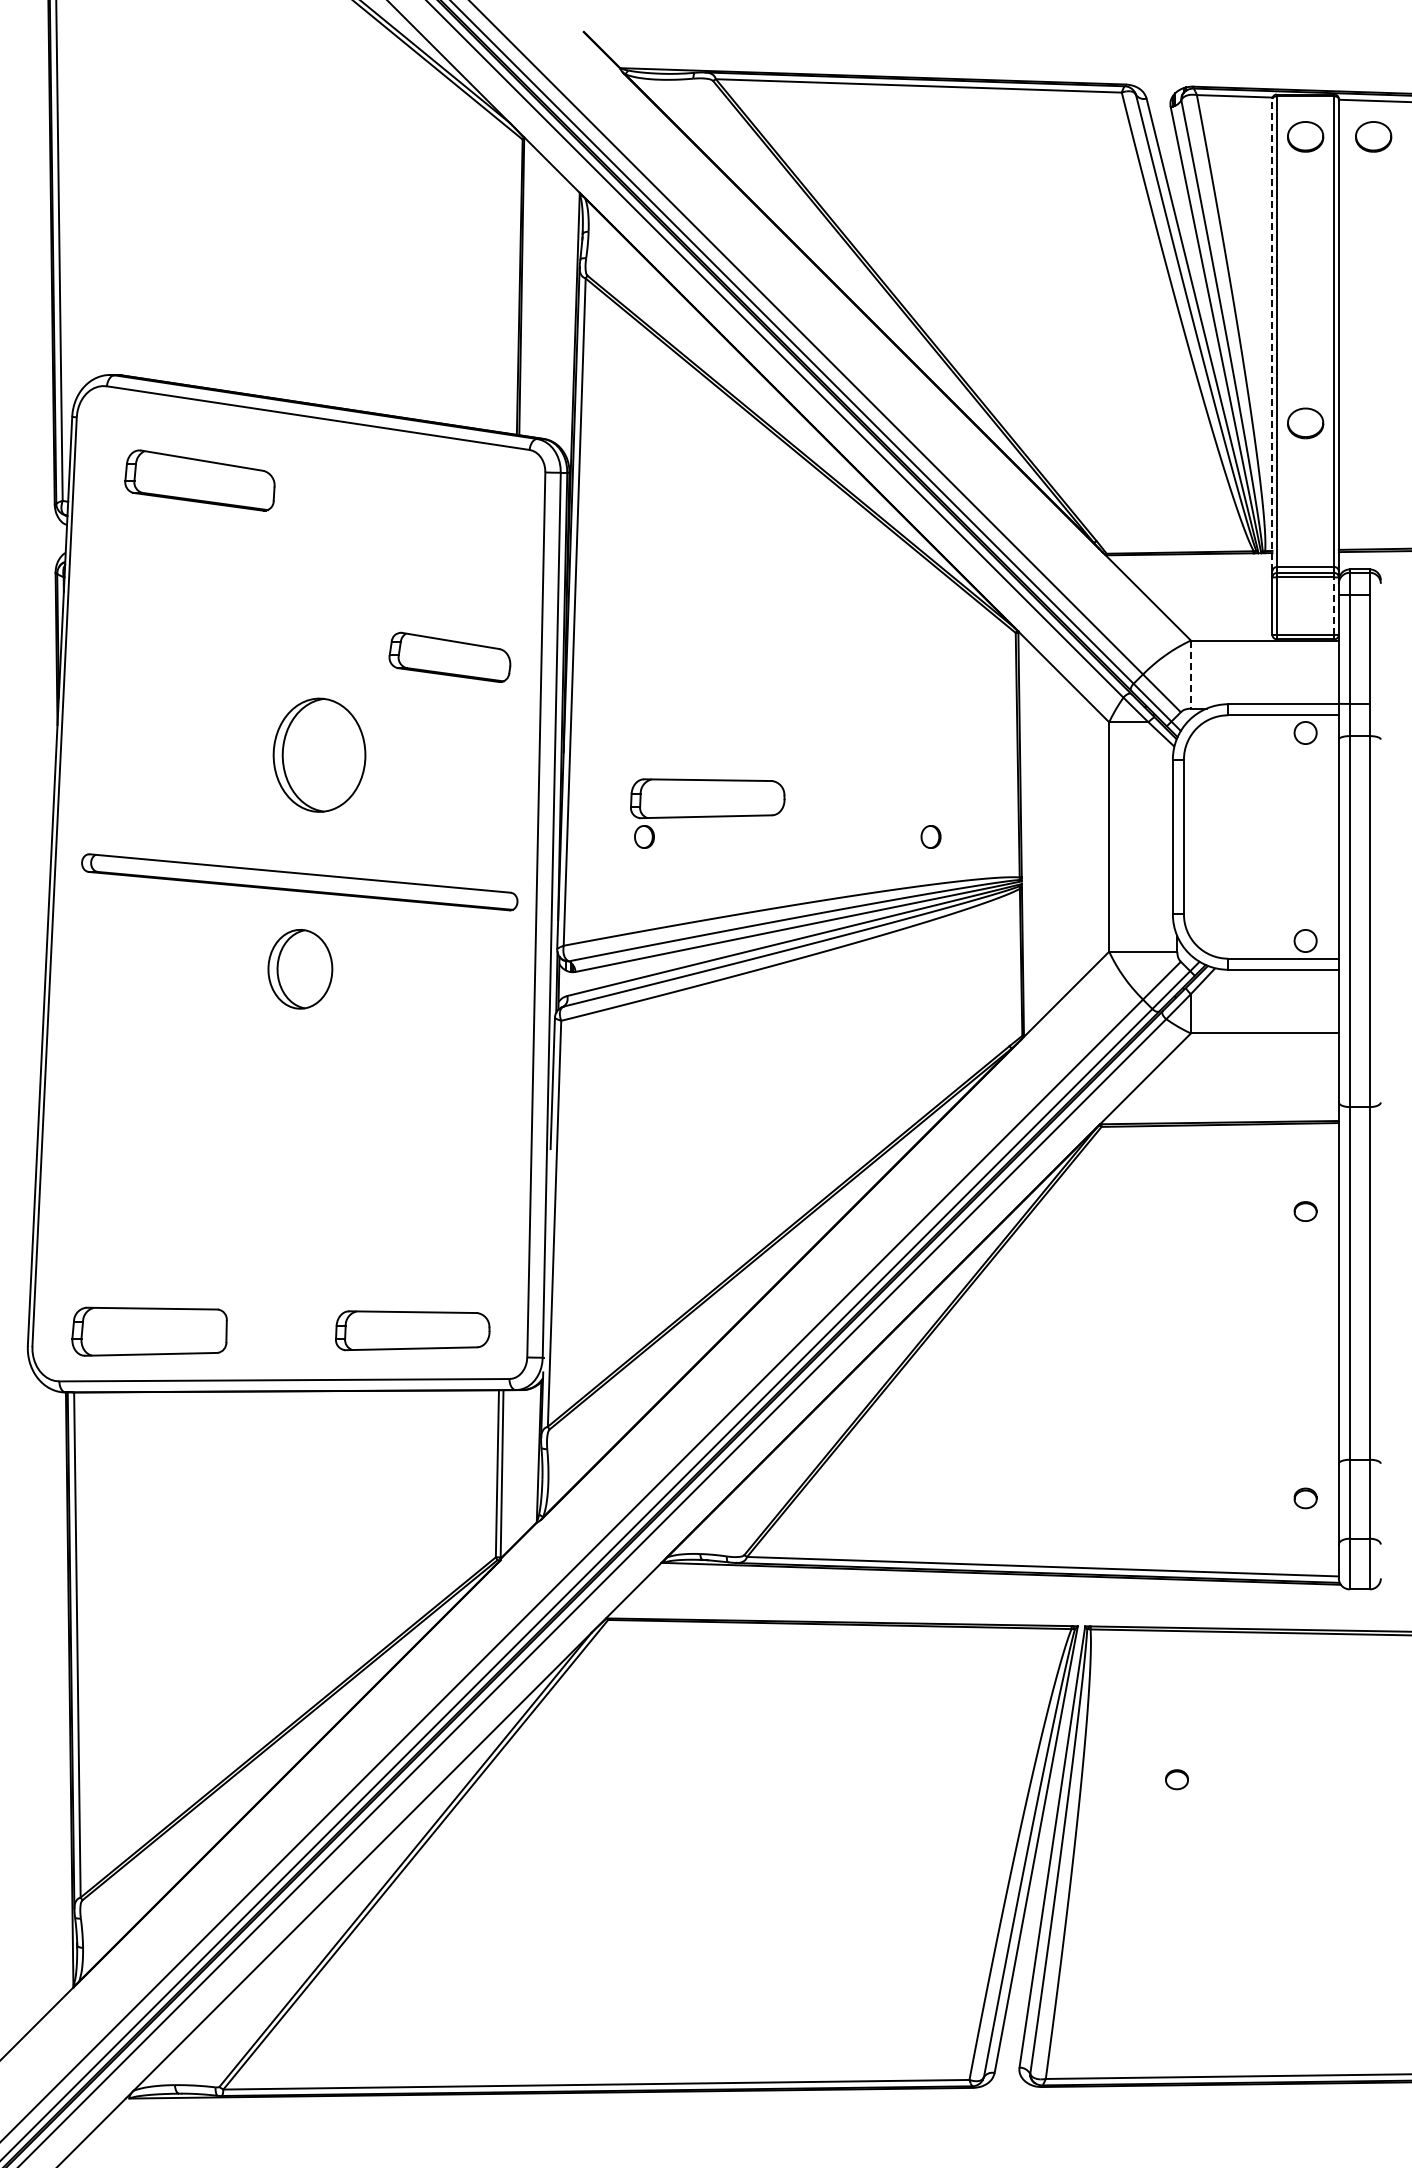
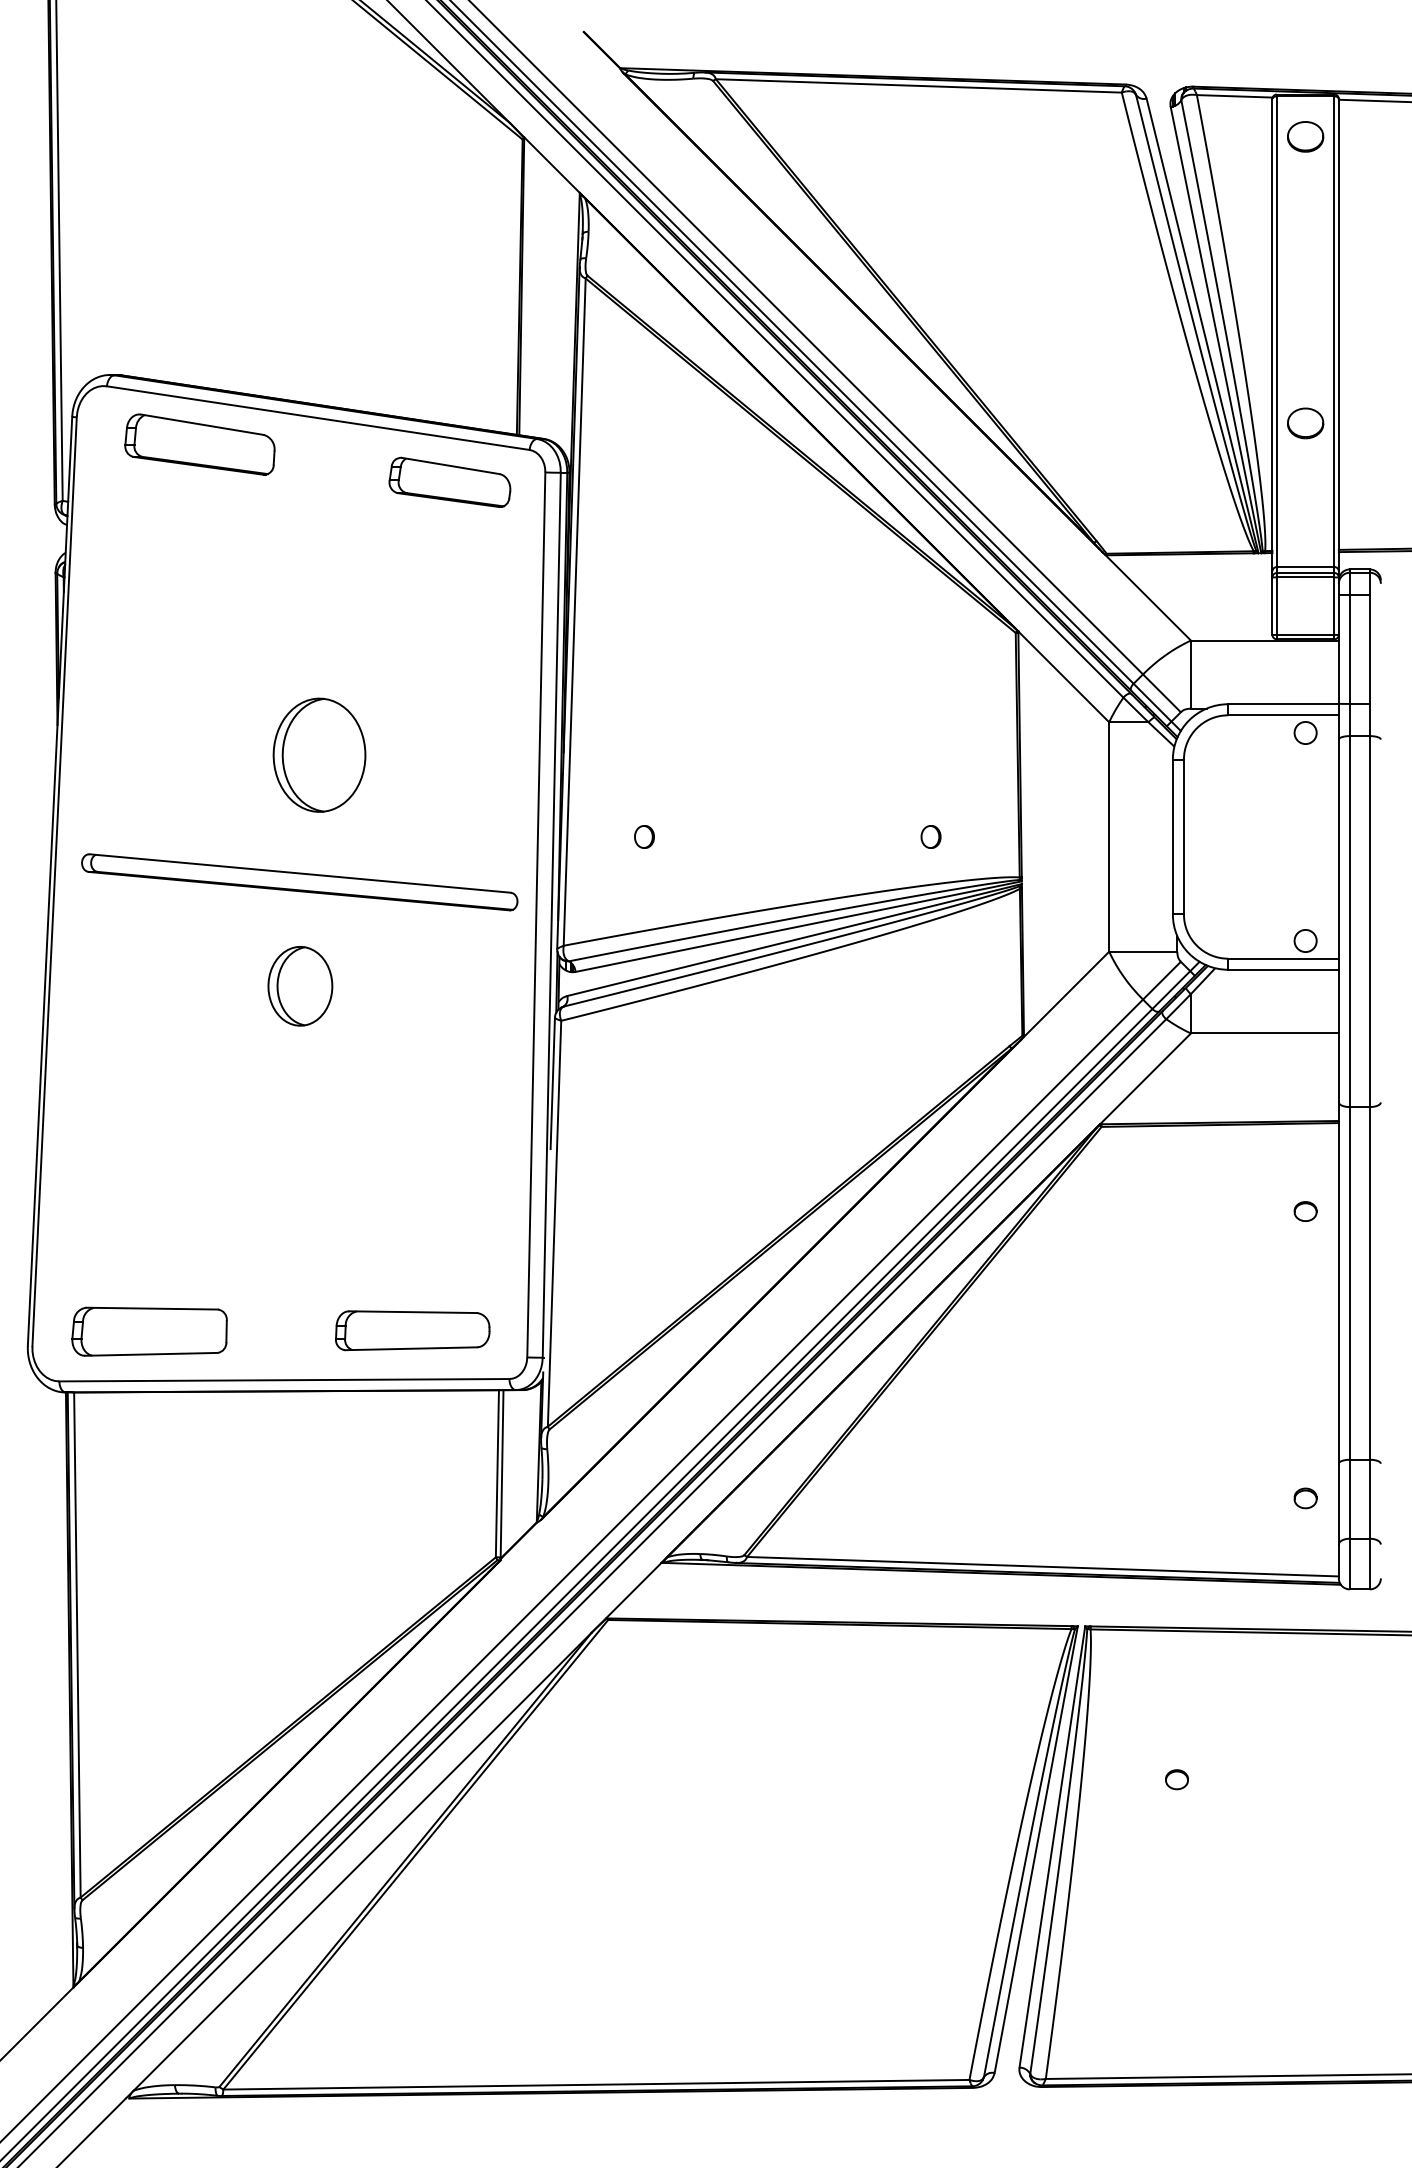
part: present -> none (1373, 136)
line: dashed -> solid (1272, 334)
part position: (199, 480) -> (199, 444) (199, 444)
line: dashed -> solid (1334, 606)
part position: (449, 656) -> (449, 481) (449, 481)
line: dashed -> solid (1190, 675)
part: present -> none (707, 798)
part position: (300, 969) -> (300, 986) (300, 986)
